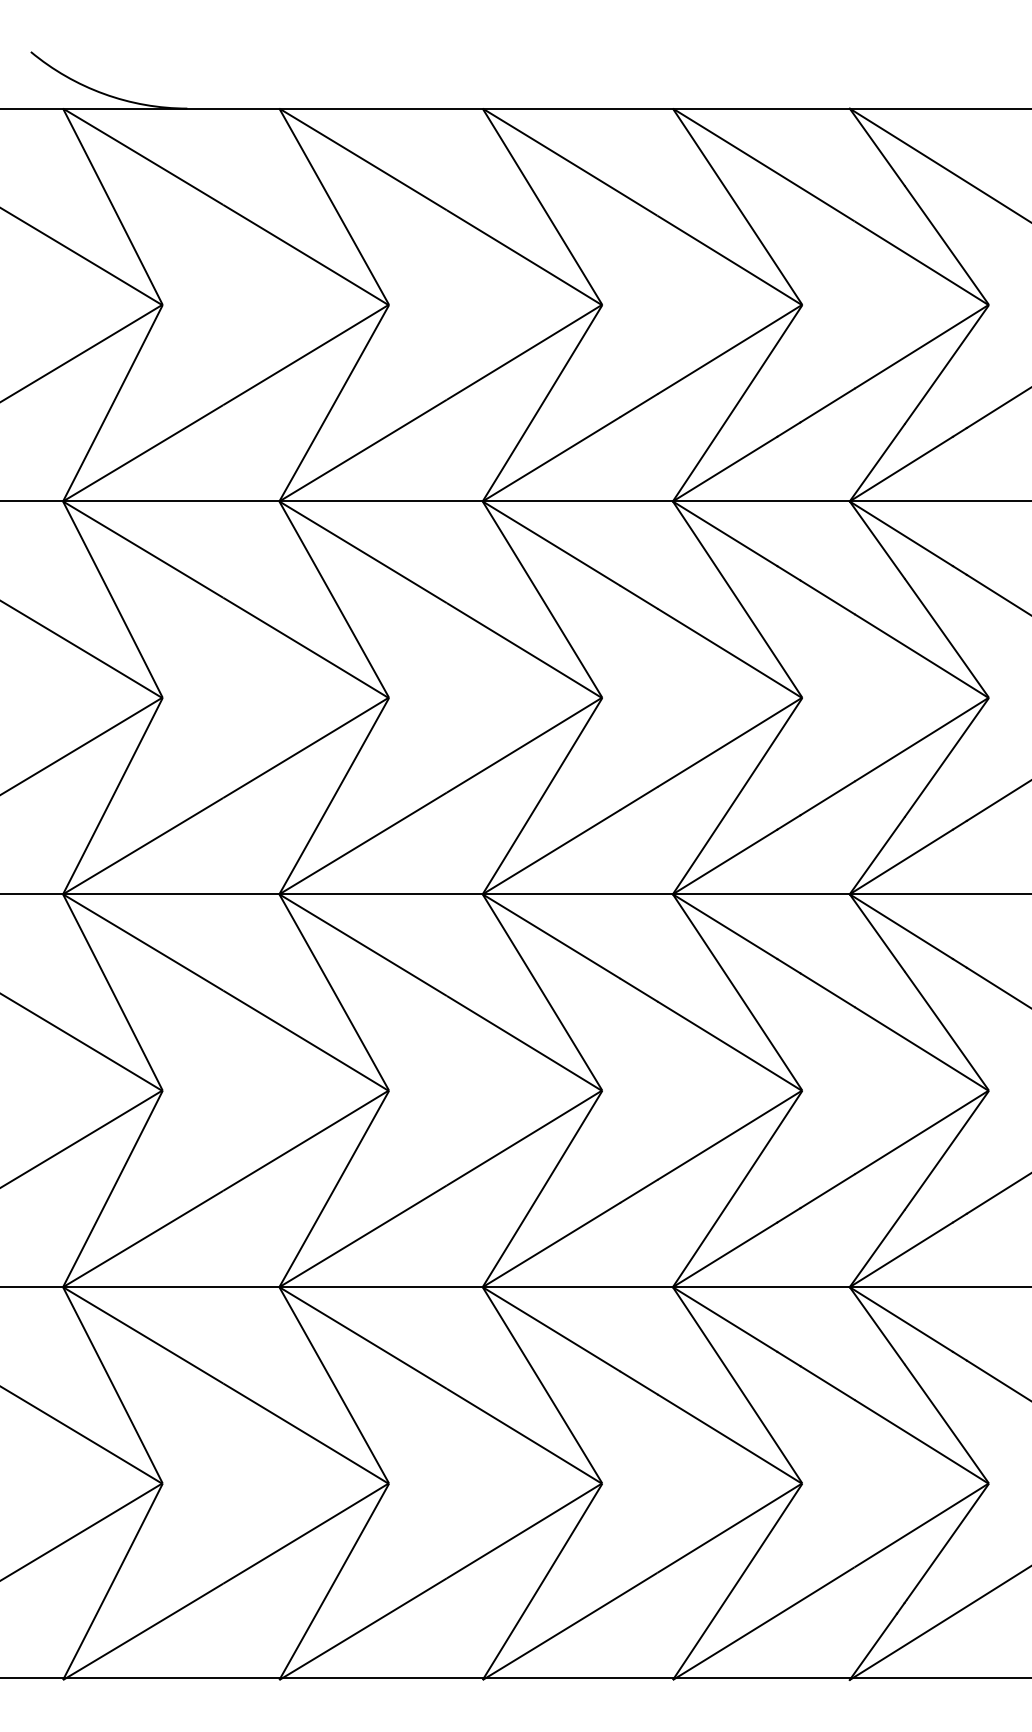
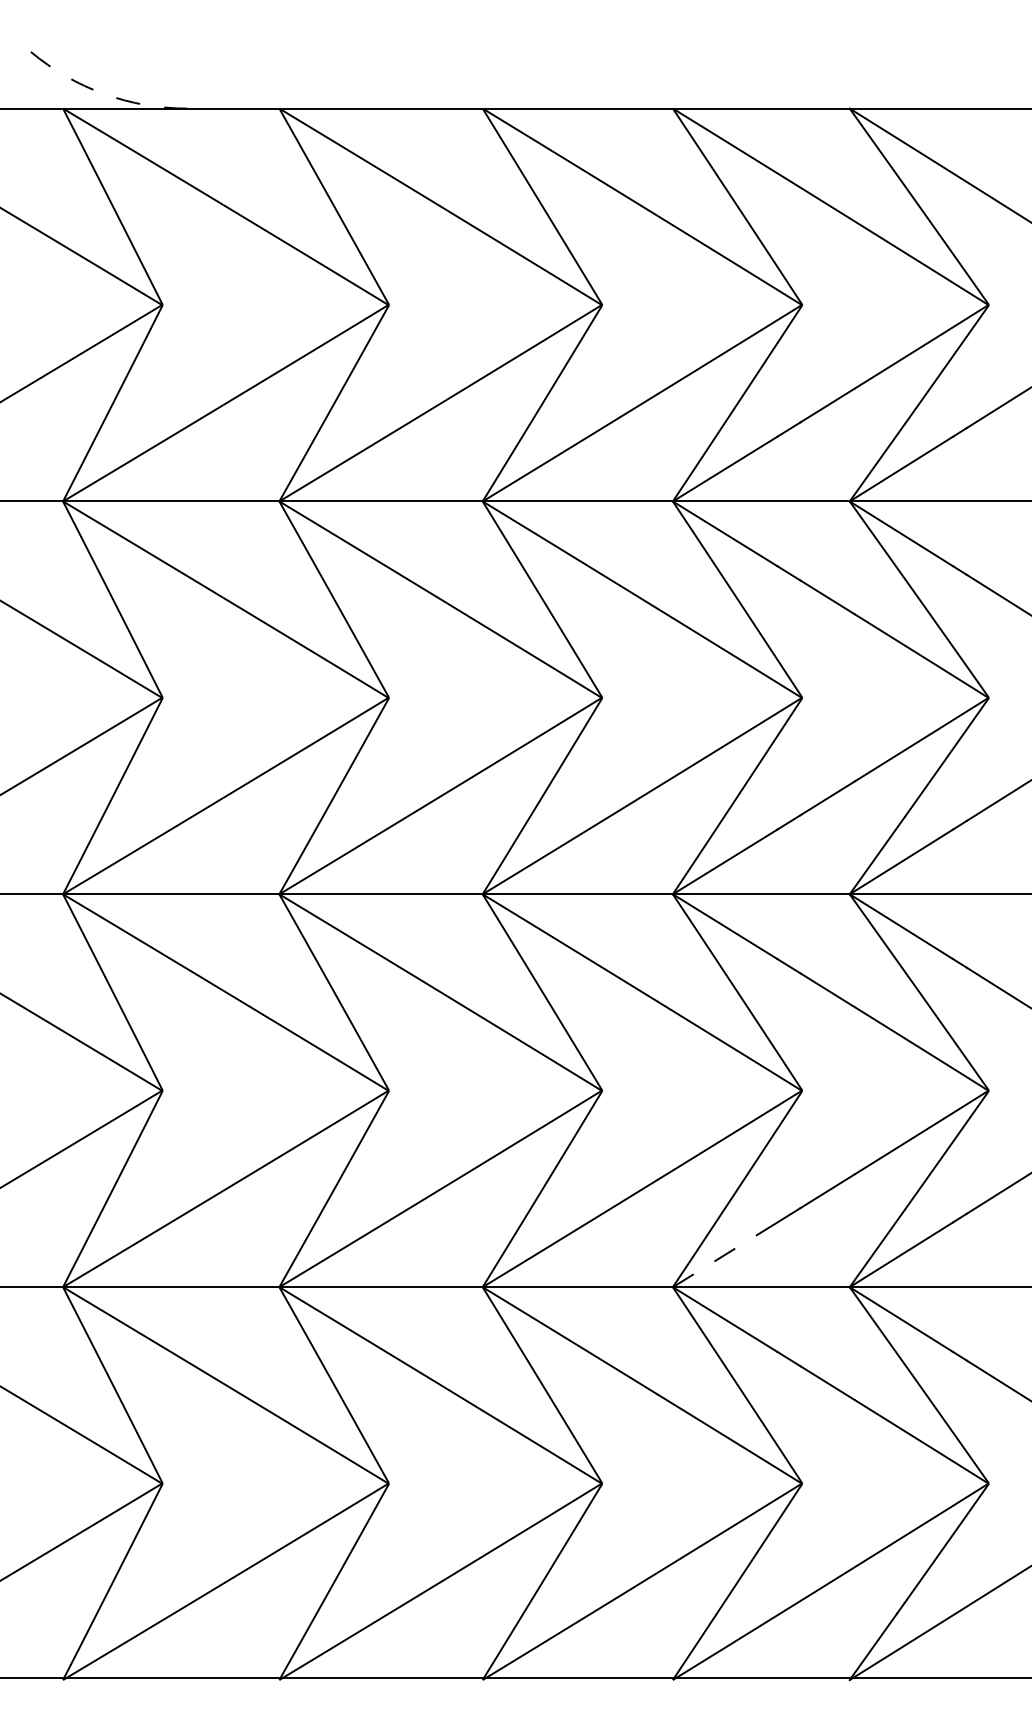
arc: solid -> dashed (104, 94)
line: solid -> dashed (725, 1254)
